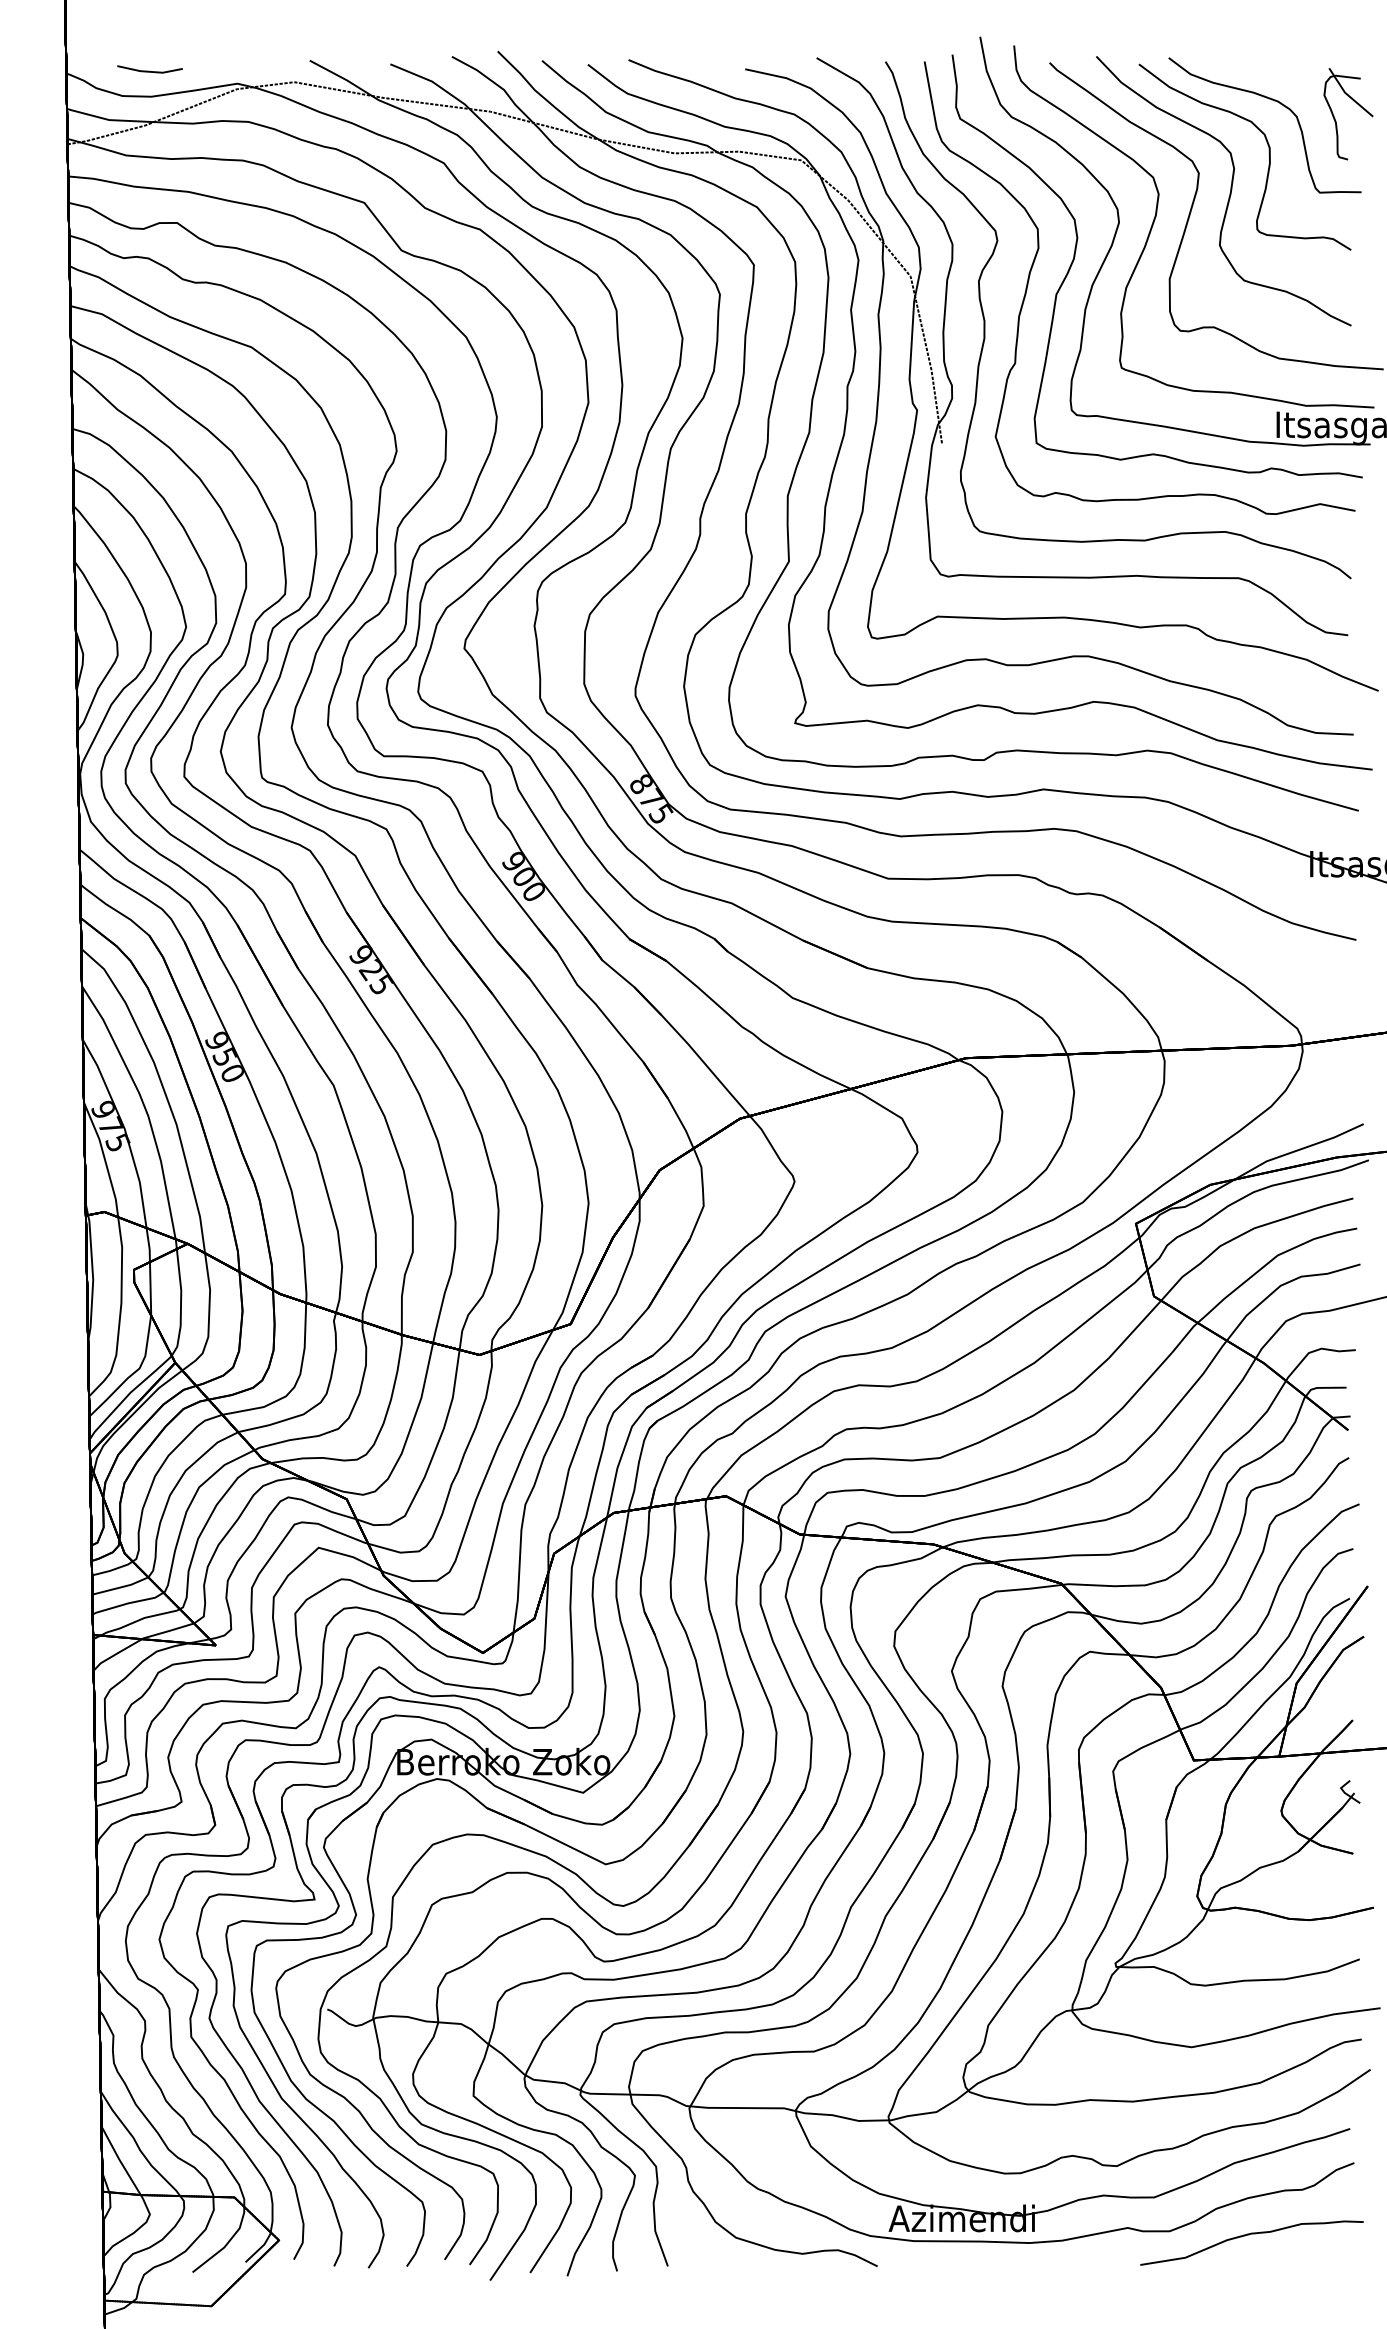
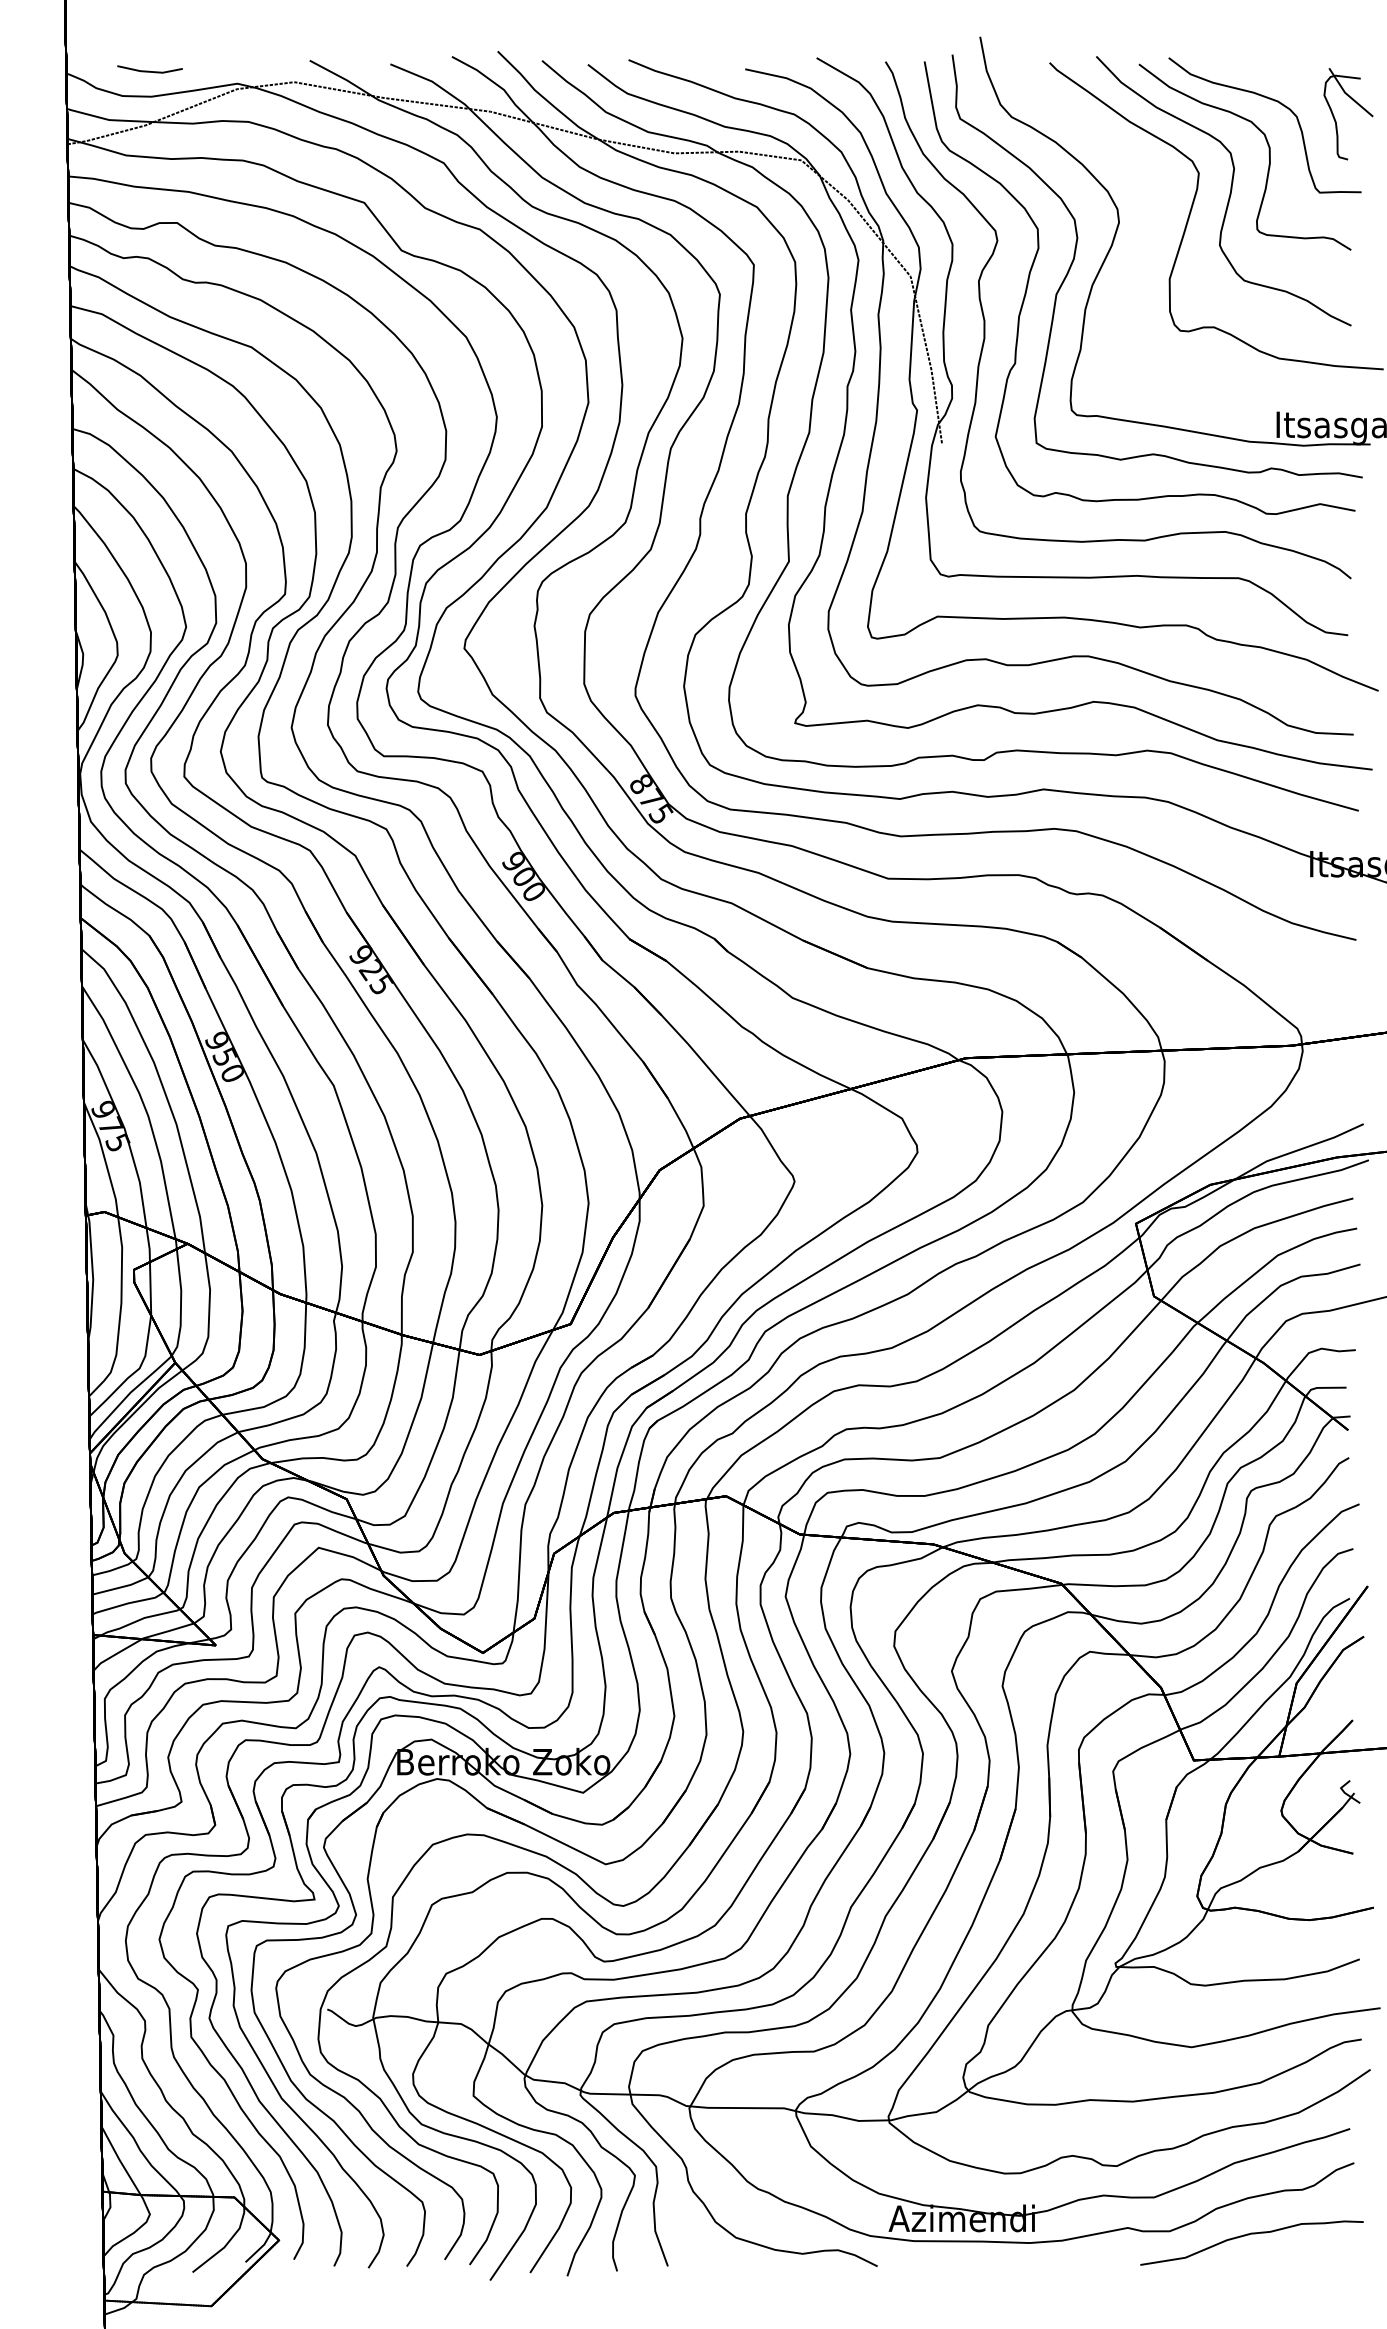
part: present -> none (1156, 217)
